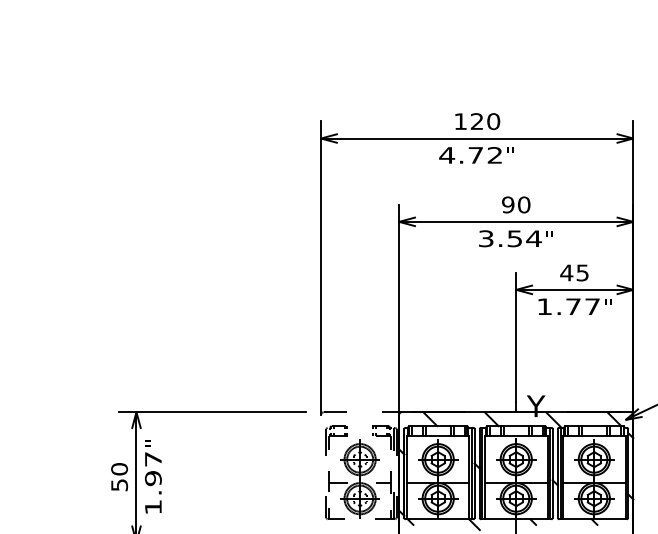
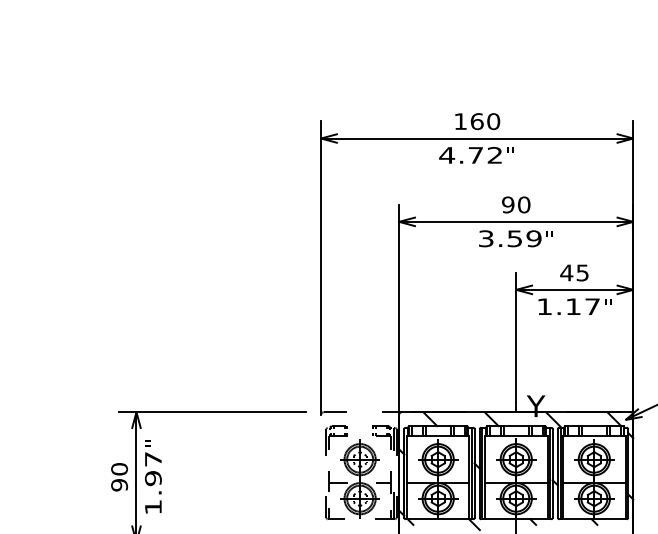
text: 120 -> 160 (476, 121)
text: 3.54 -> 3.59 (533, 238)
text: 1.77 -> 1.17 (573, 306)
text: 50 -> 90 (119, 485)
